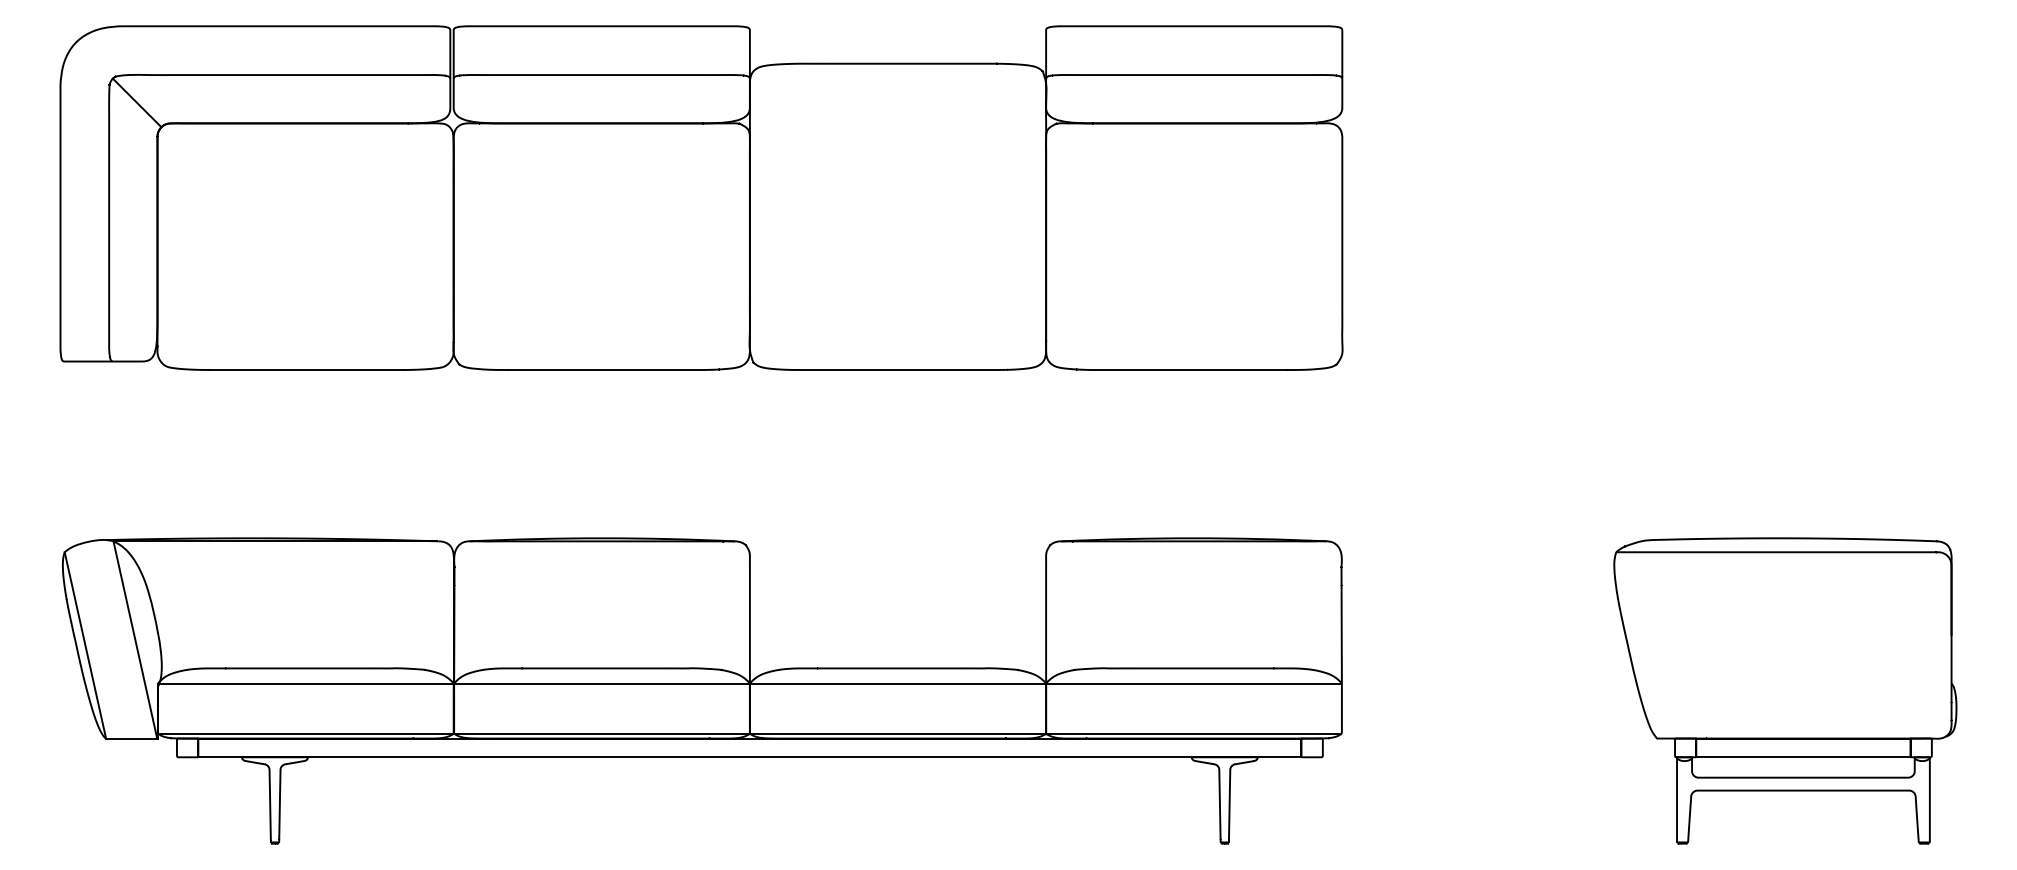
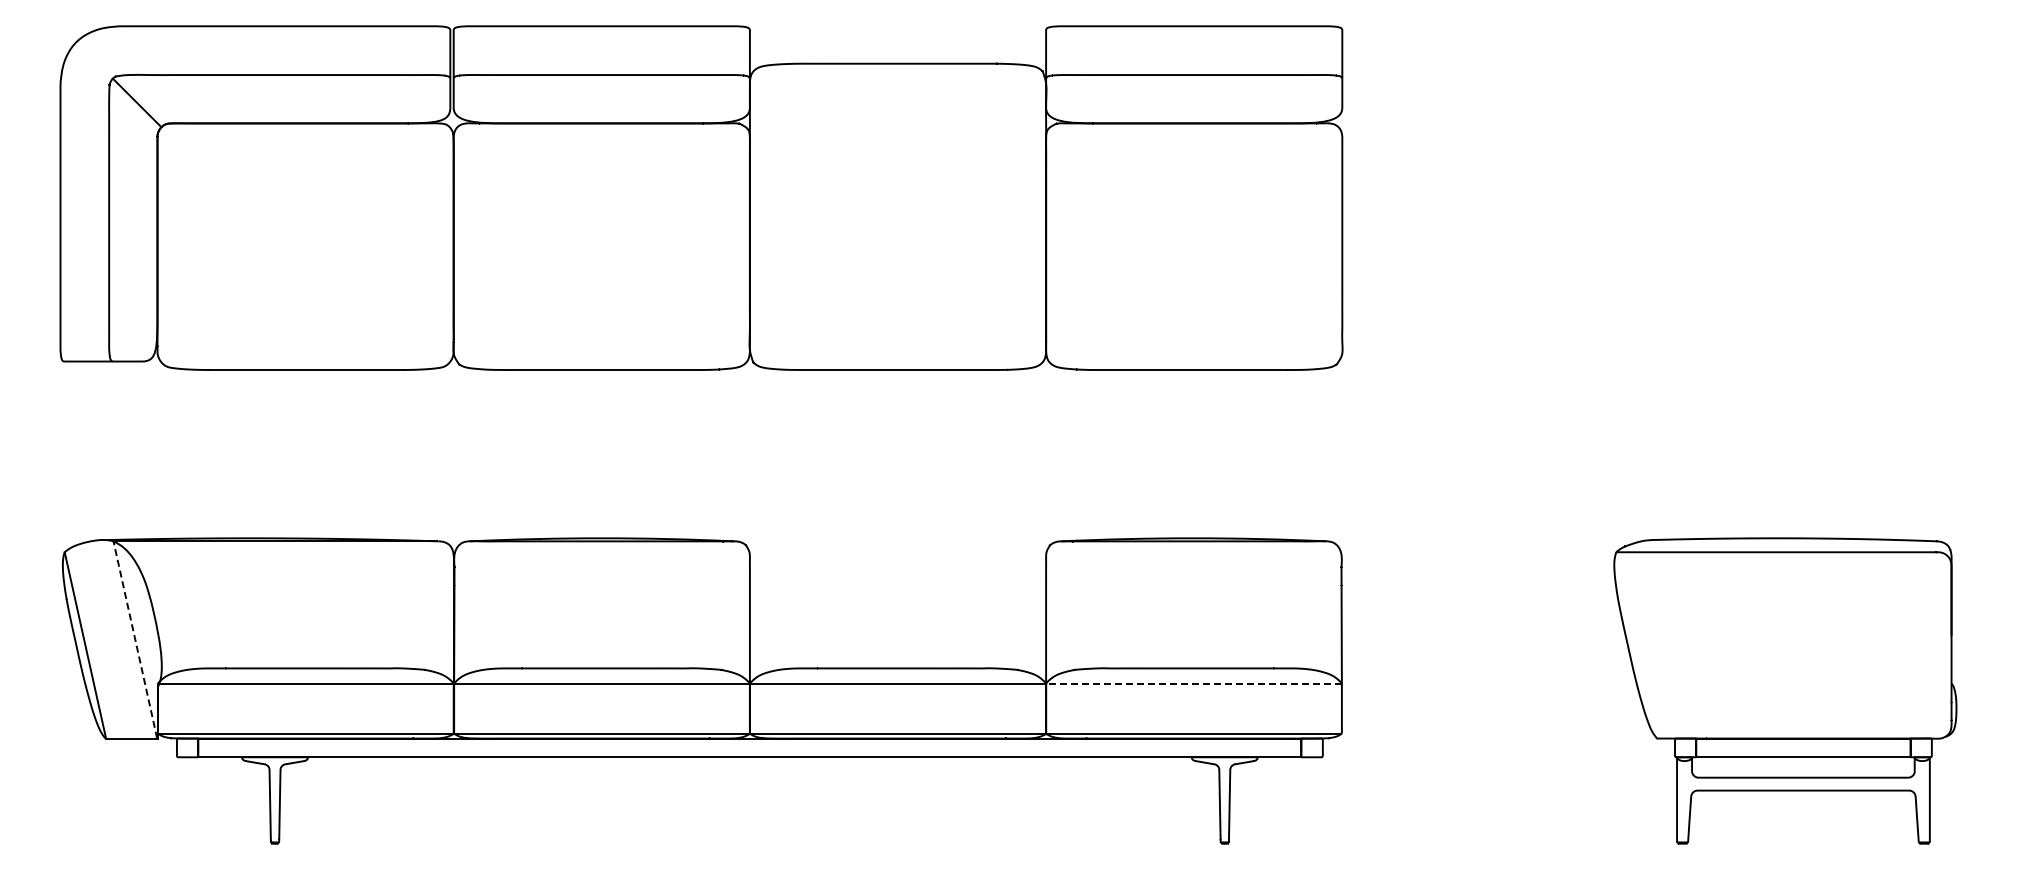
line: solid -> dashed (135, 639)
line: solid -> dashed (1194, 683)
